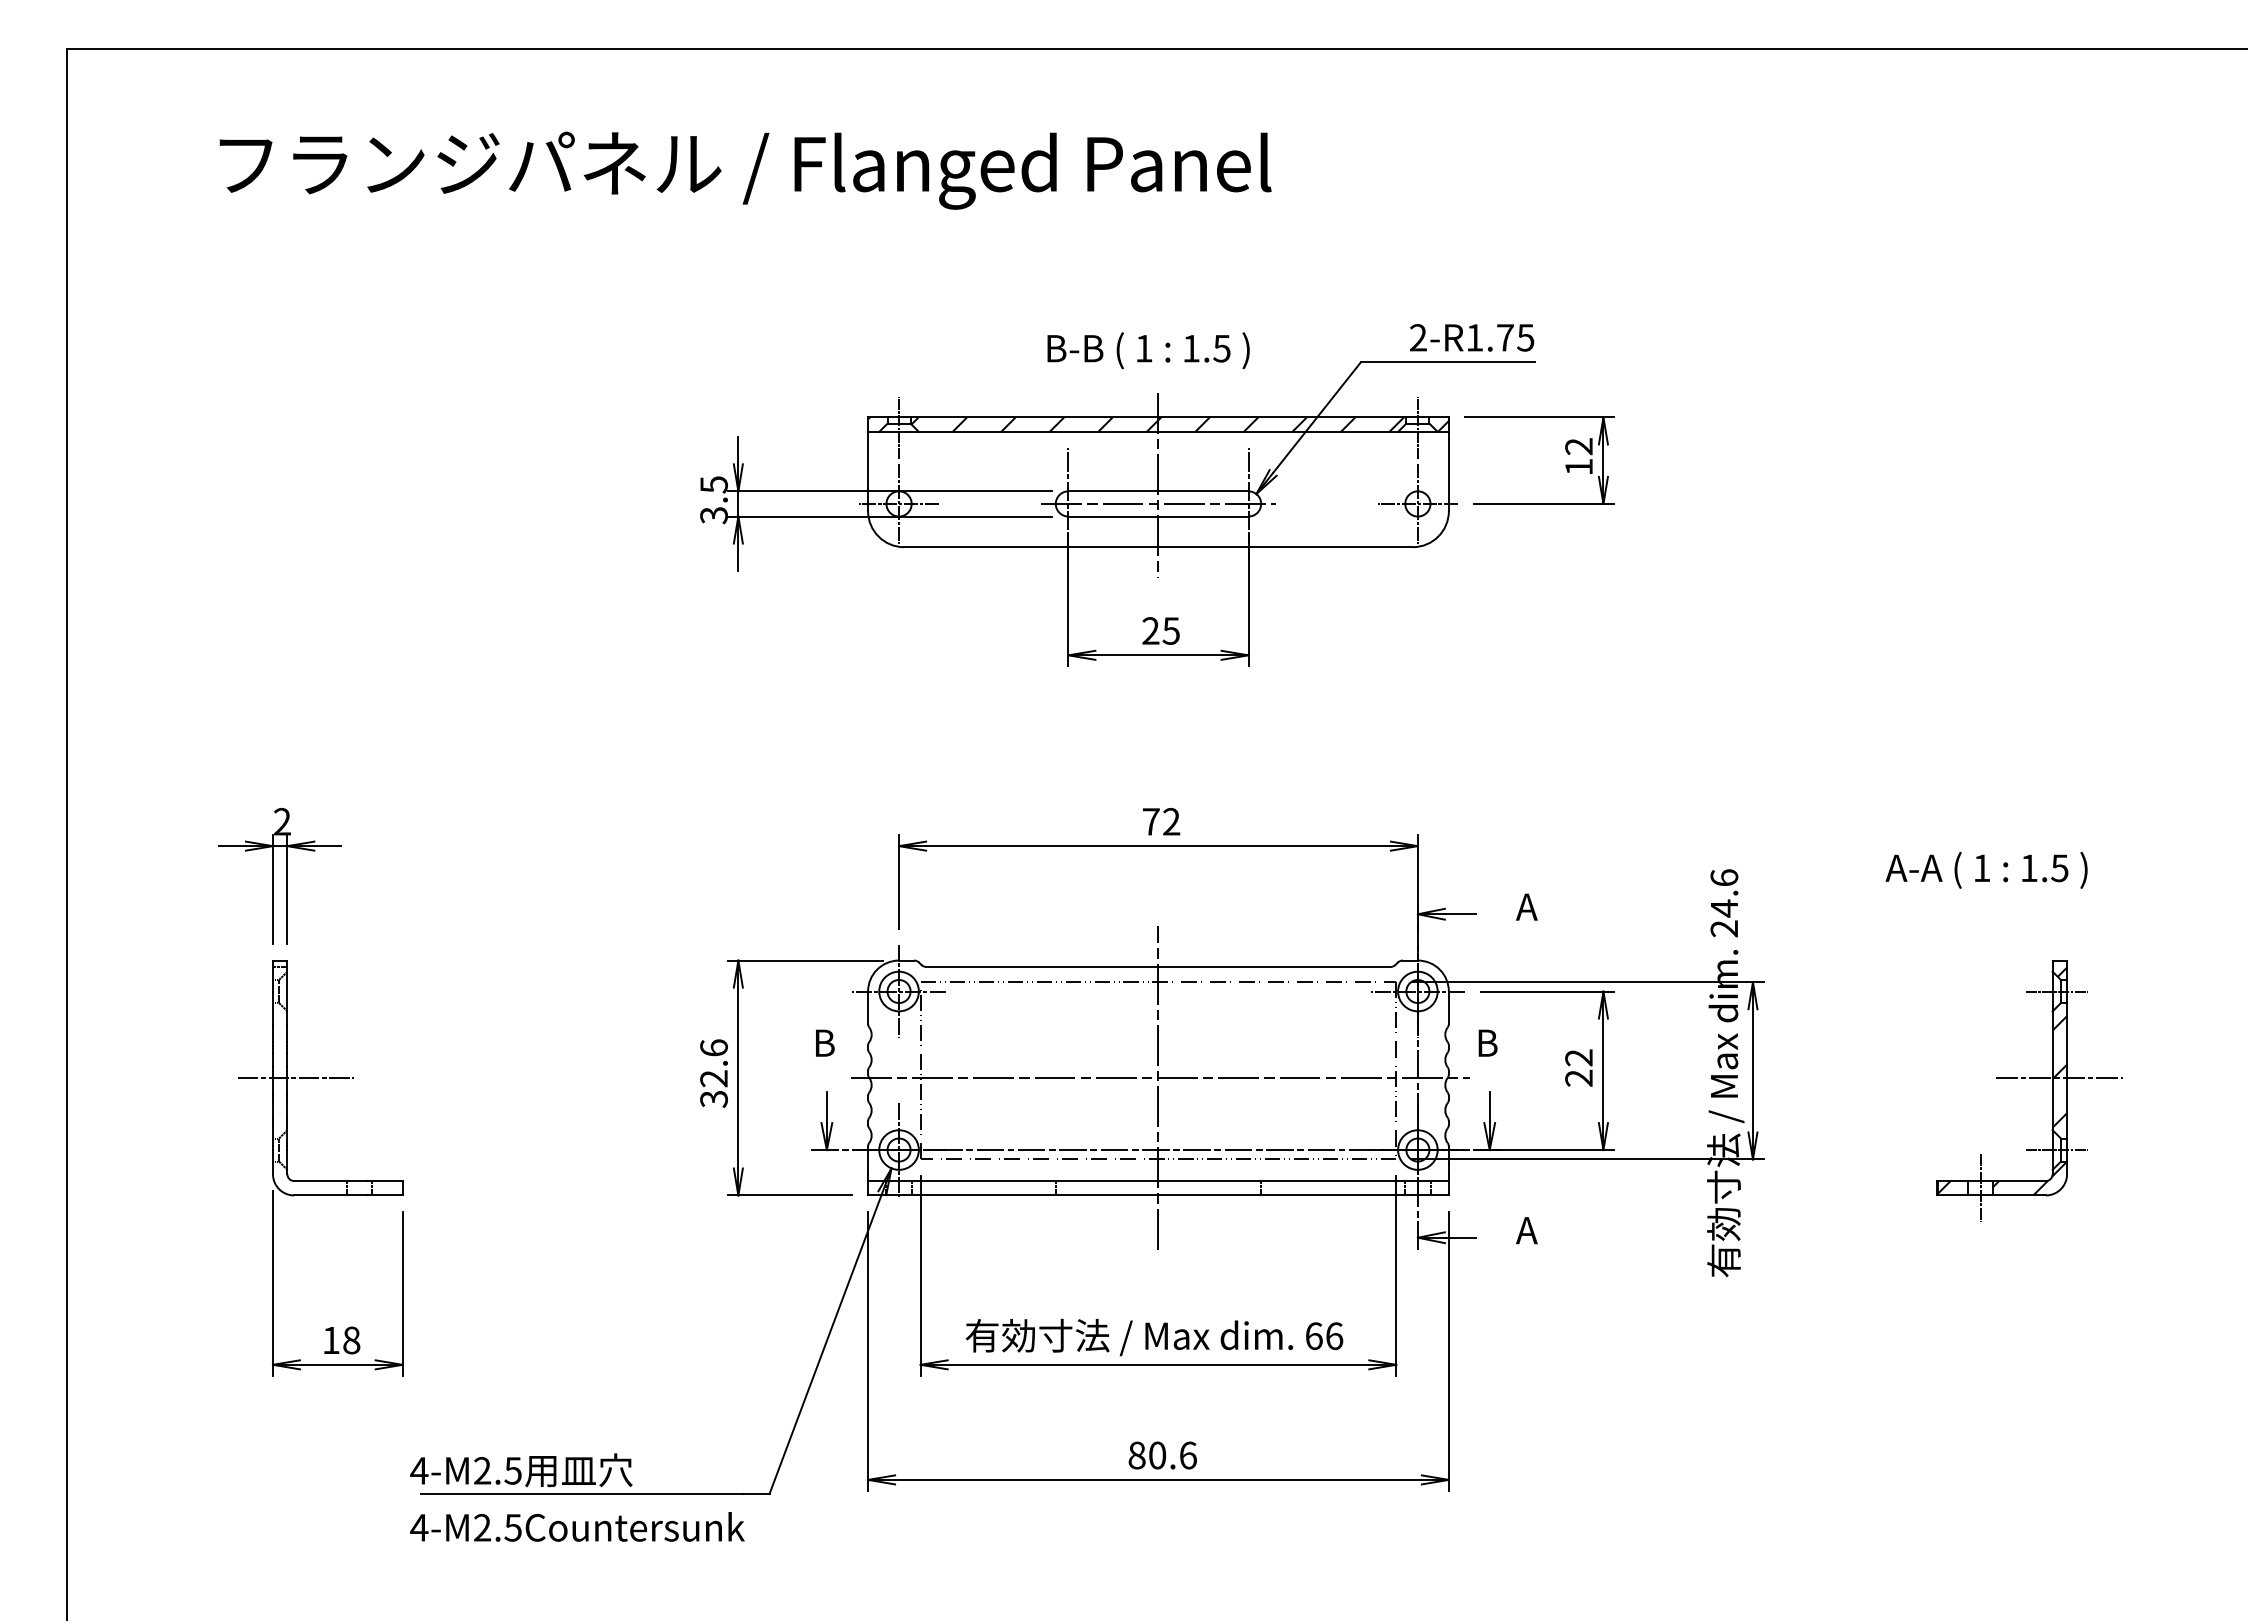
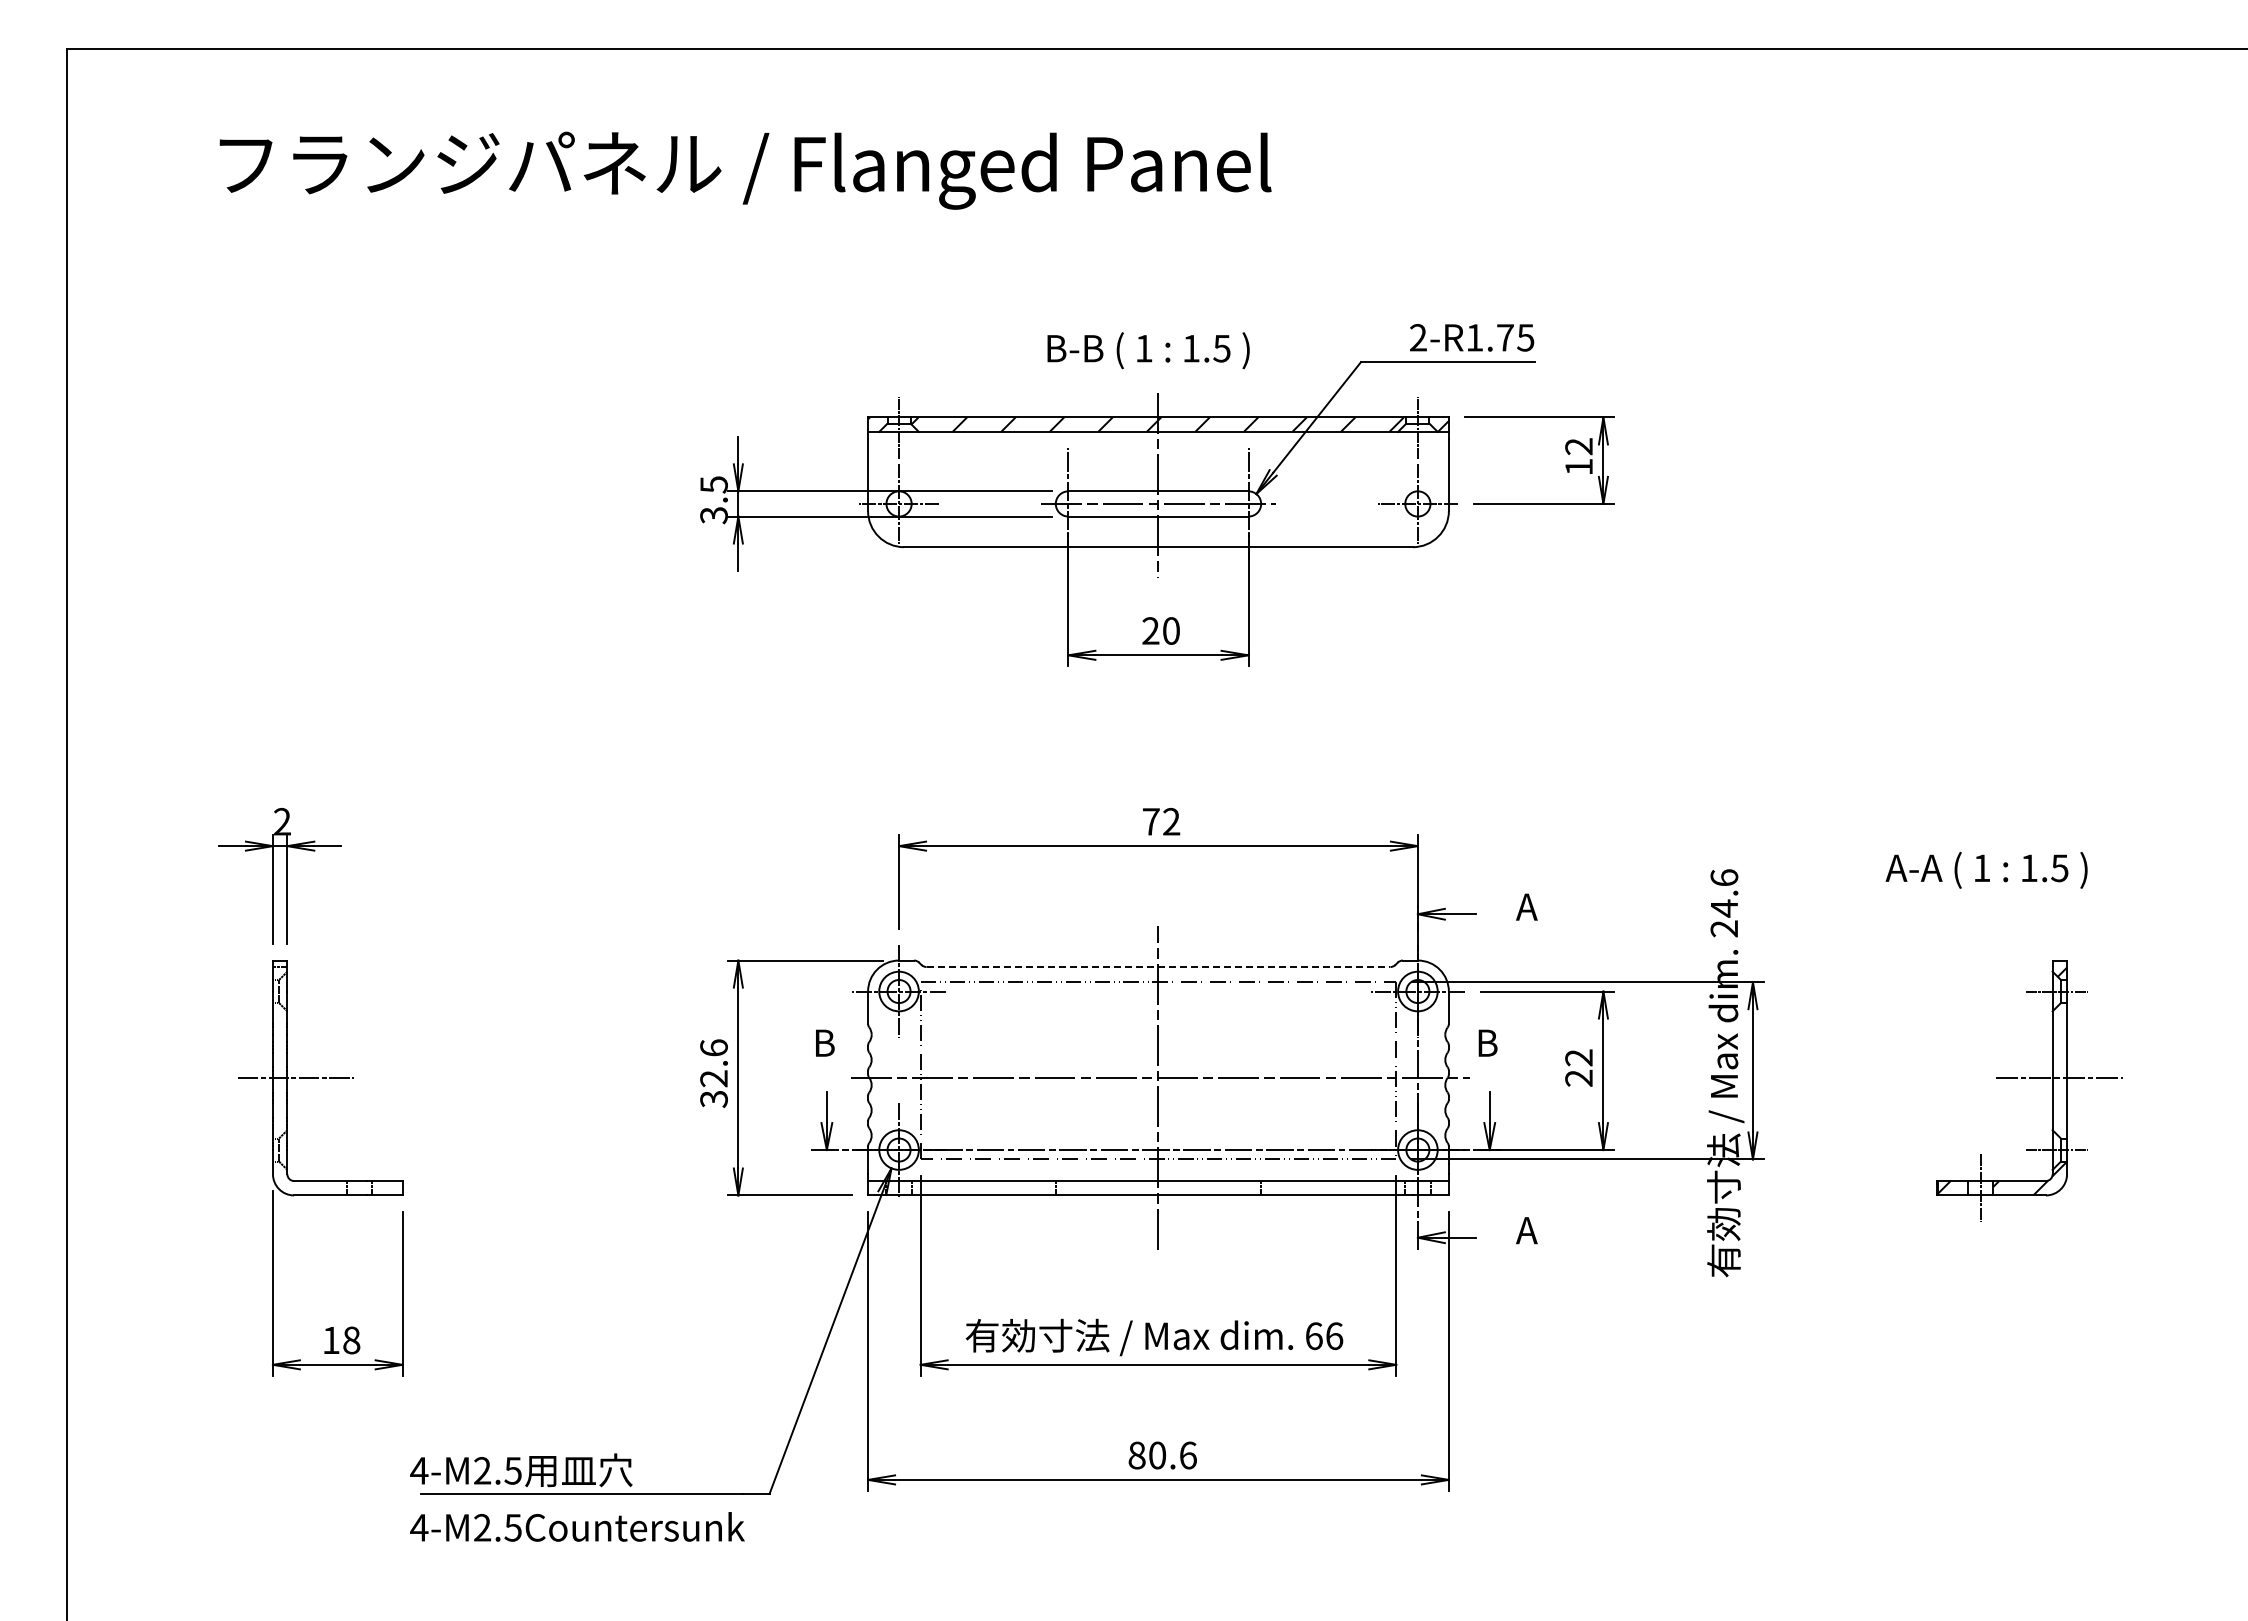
text: 25 -> 20 (1170, 630)
line: solid -> dashed (1158, 967)
hatch: present -> none (2059, 1071)
